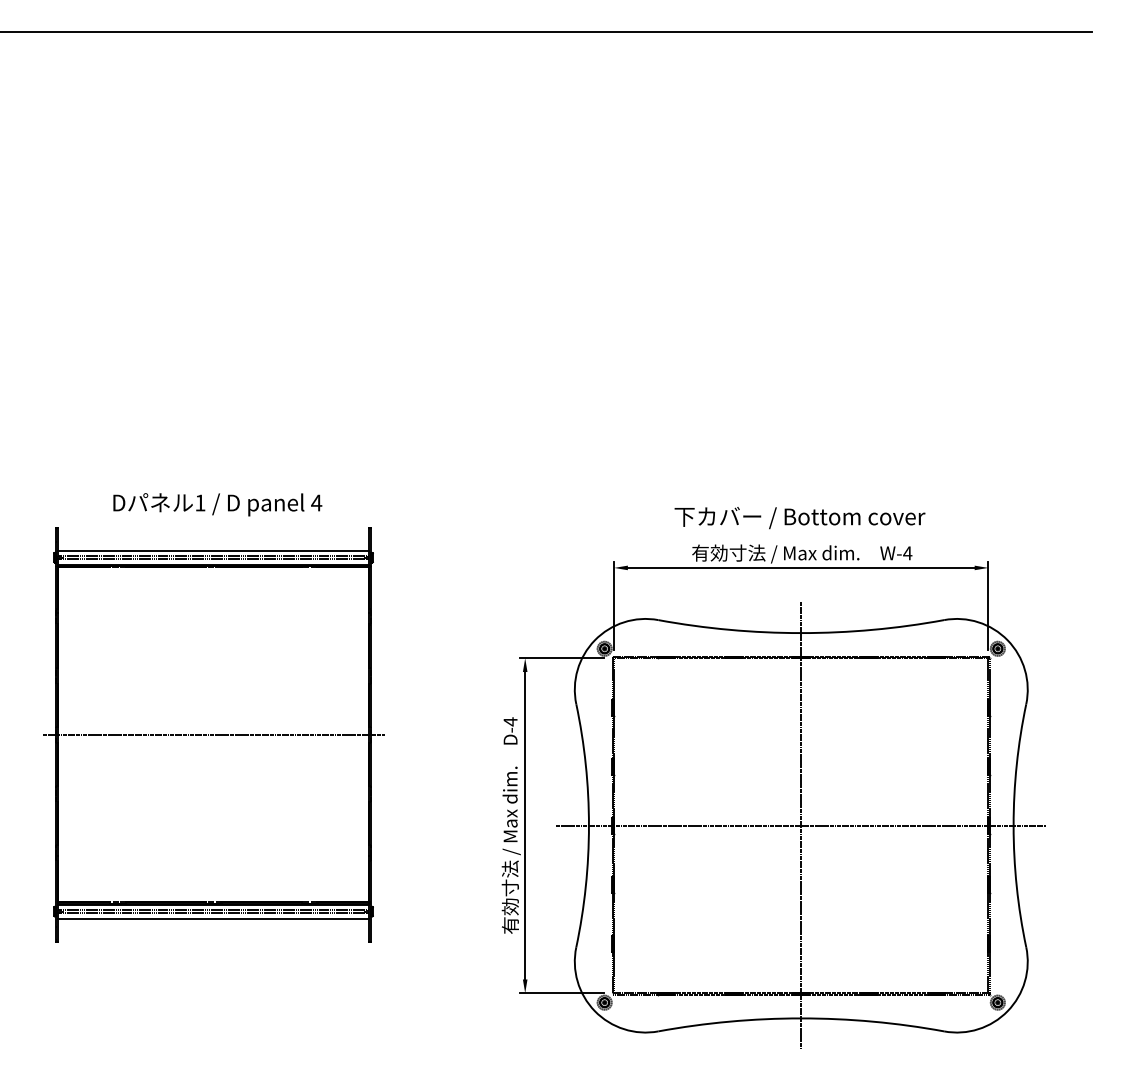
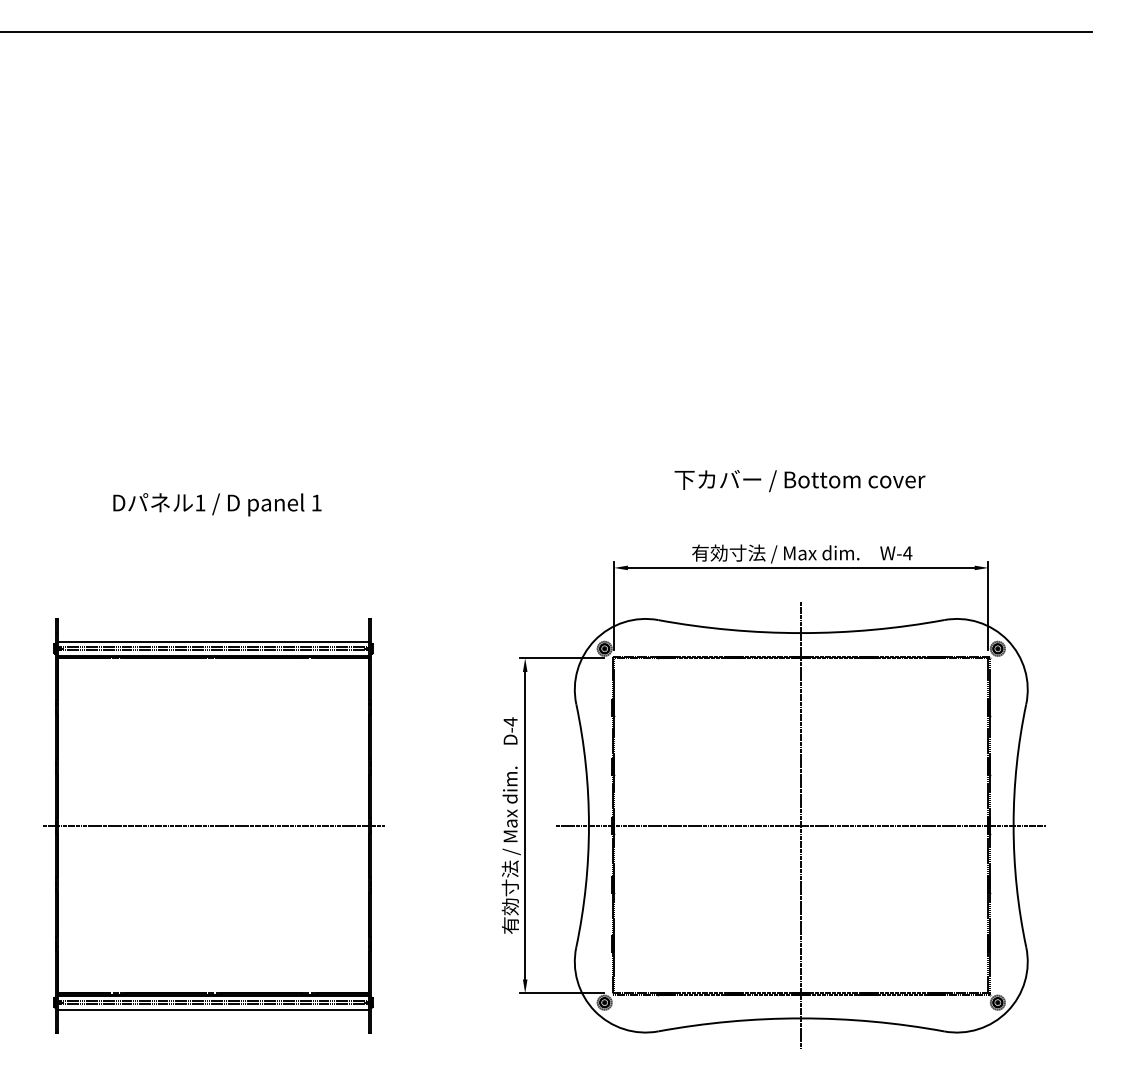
text: 4 -> 1 (316, 502)
text position: (799, 518) -> (799, 481) (799, 481)
part position: (213, 734) -> (213, 825) (213, 825)
